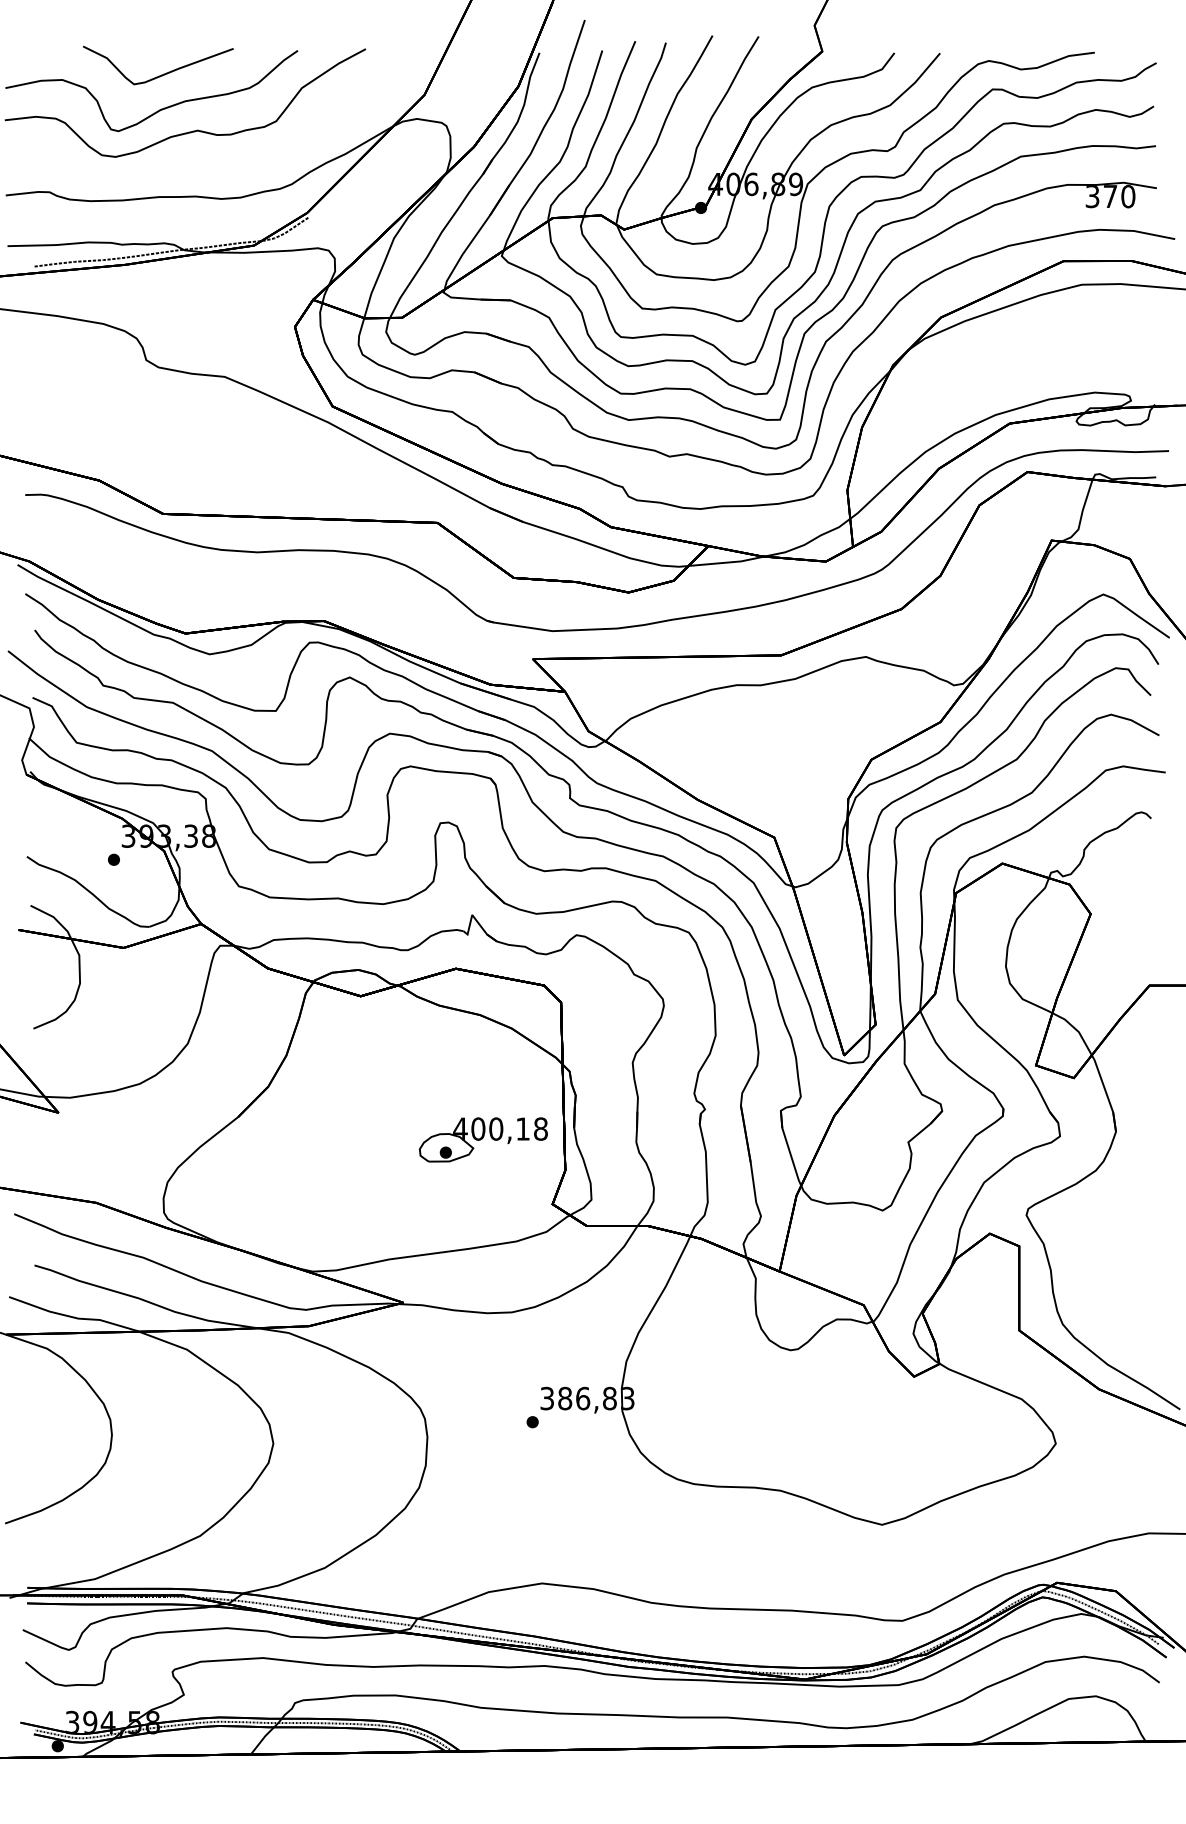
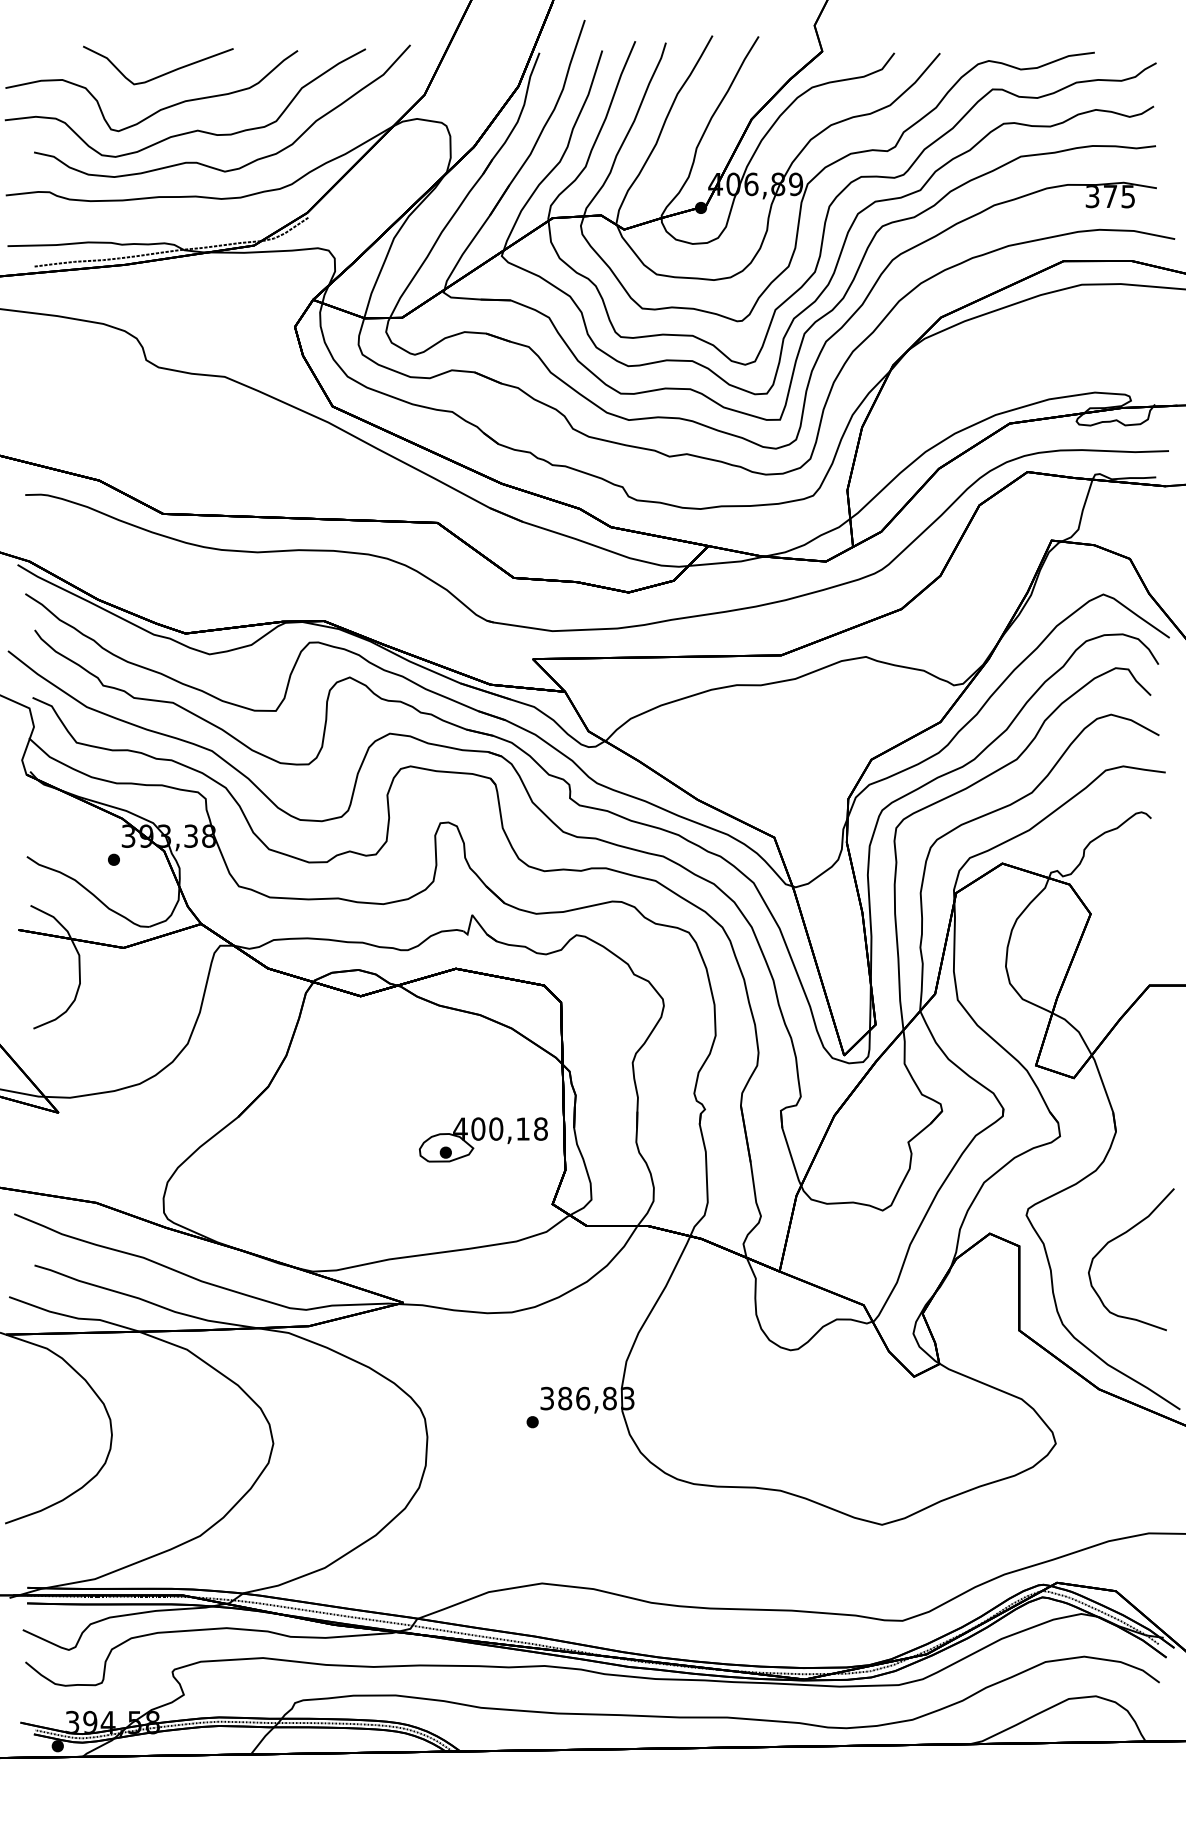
curve: none -> present (205, 164)
text: 370 -> 375 (1128, 196)
curve: none -> present (1119, 1237)
